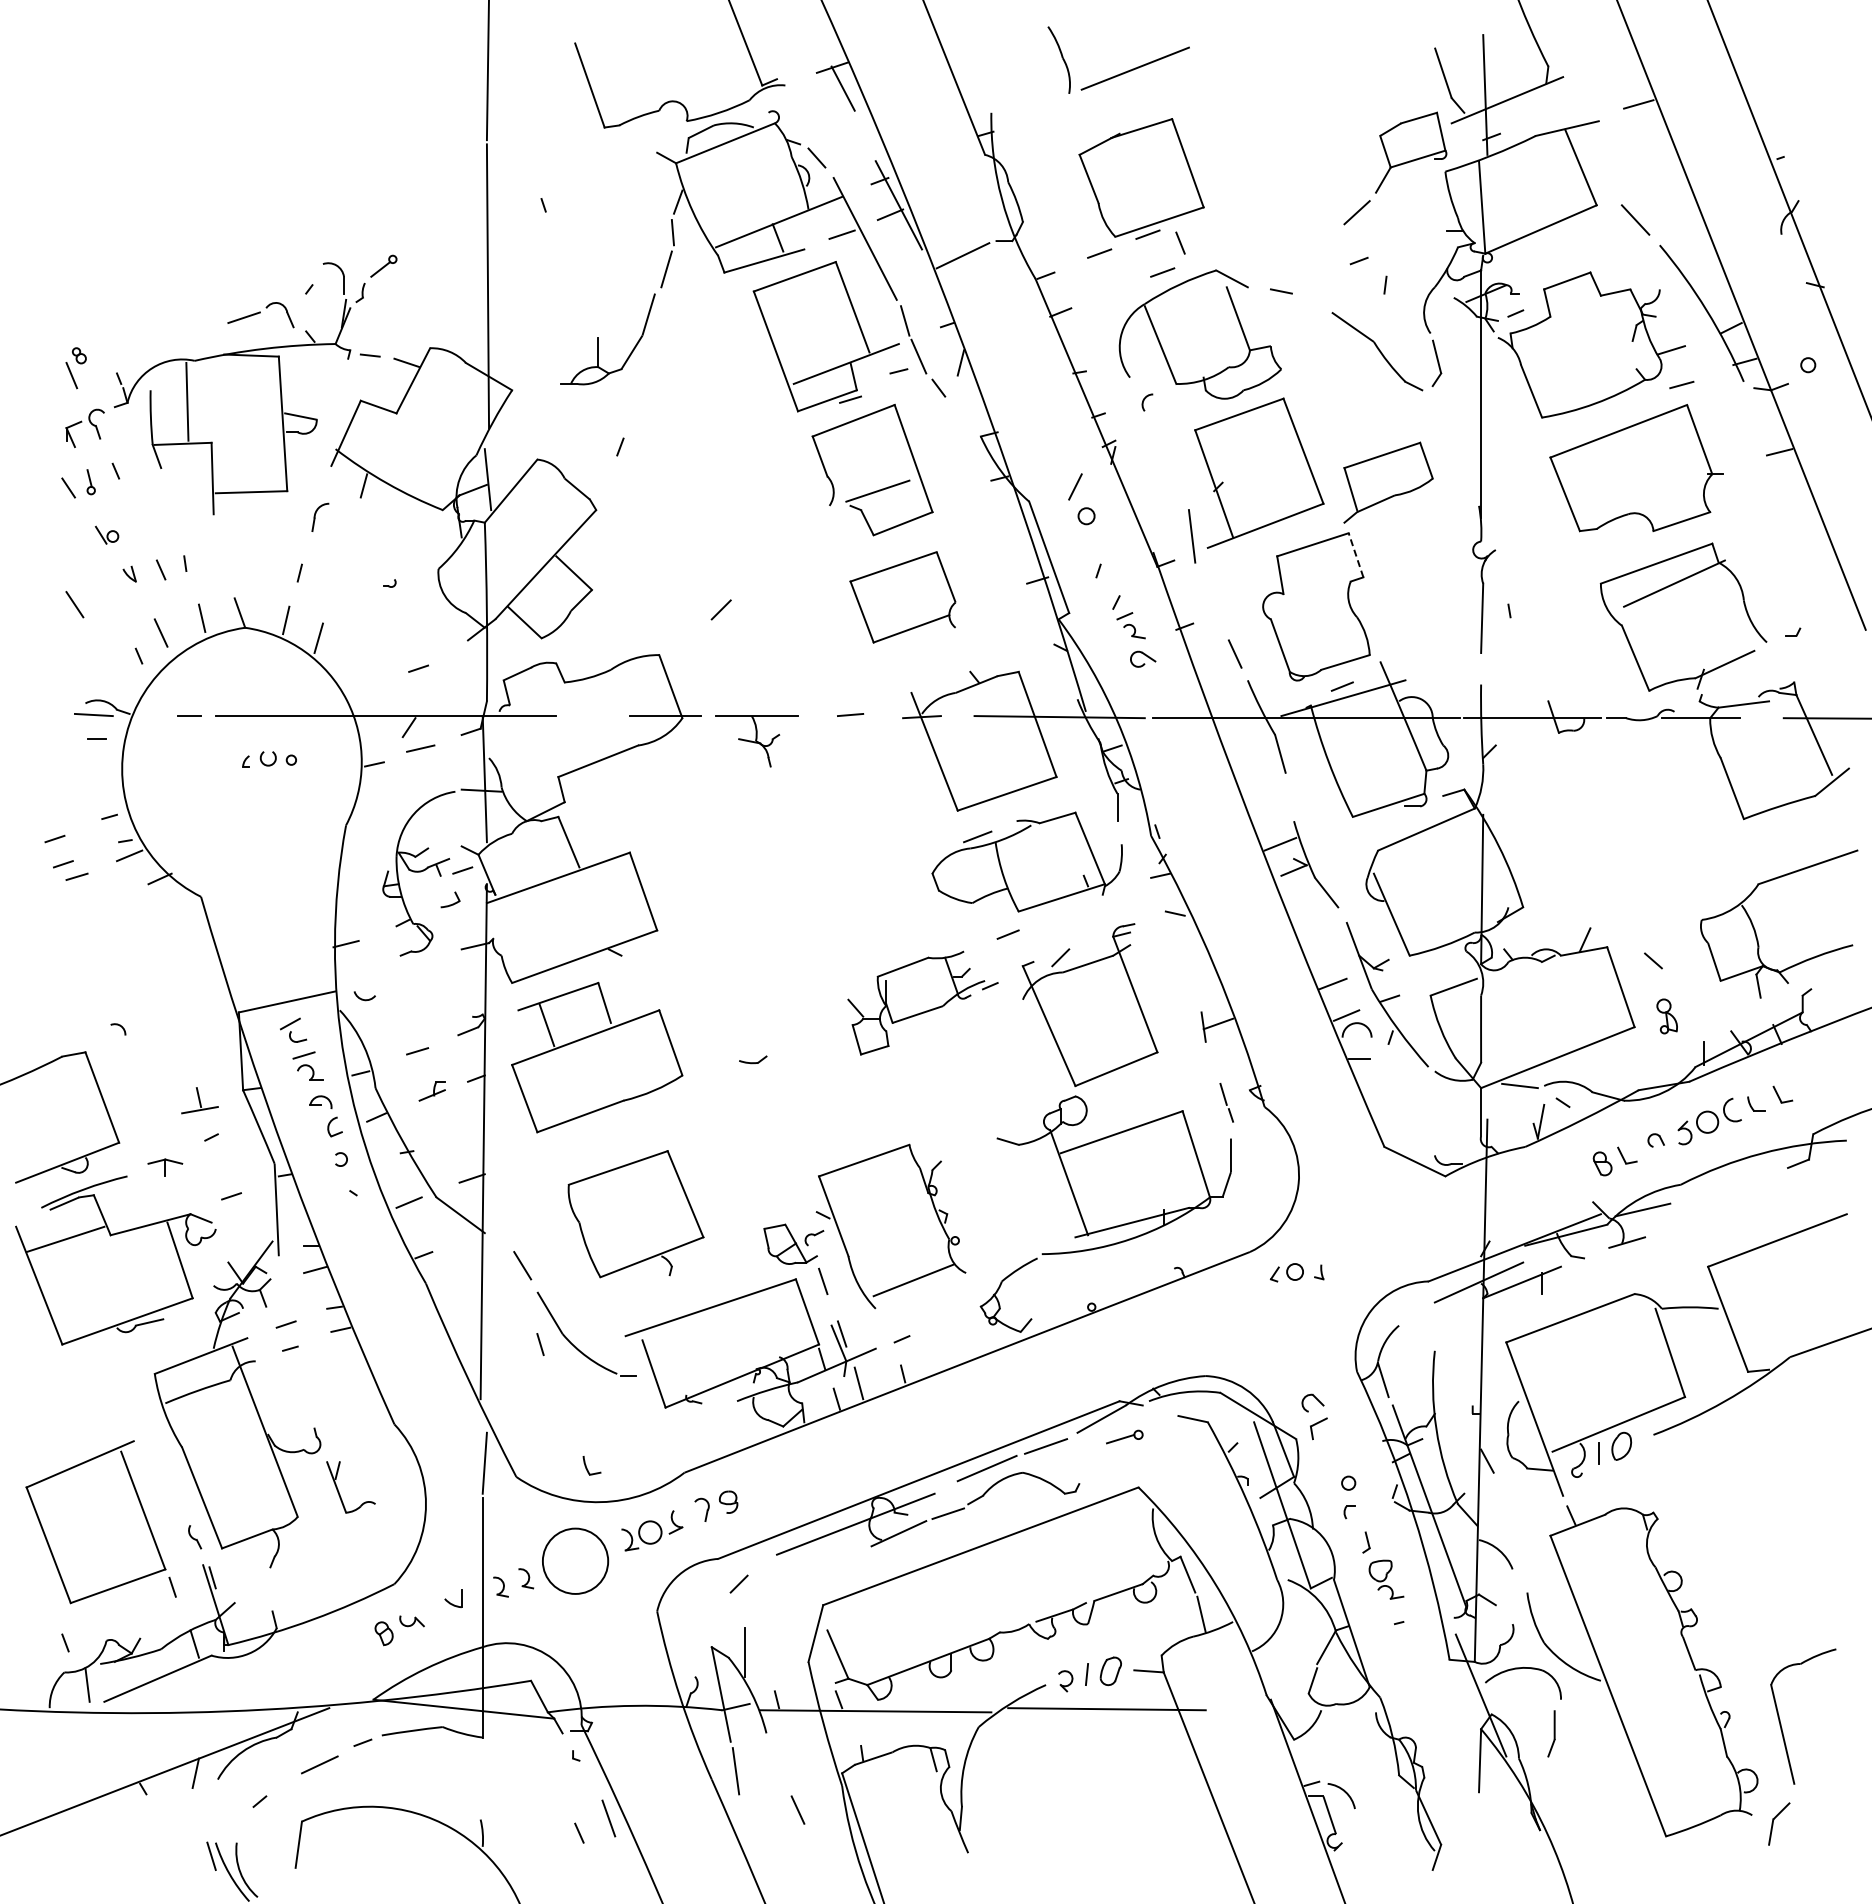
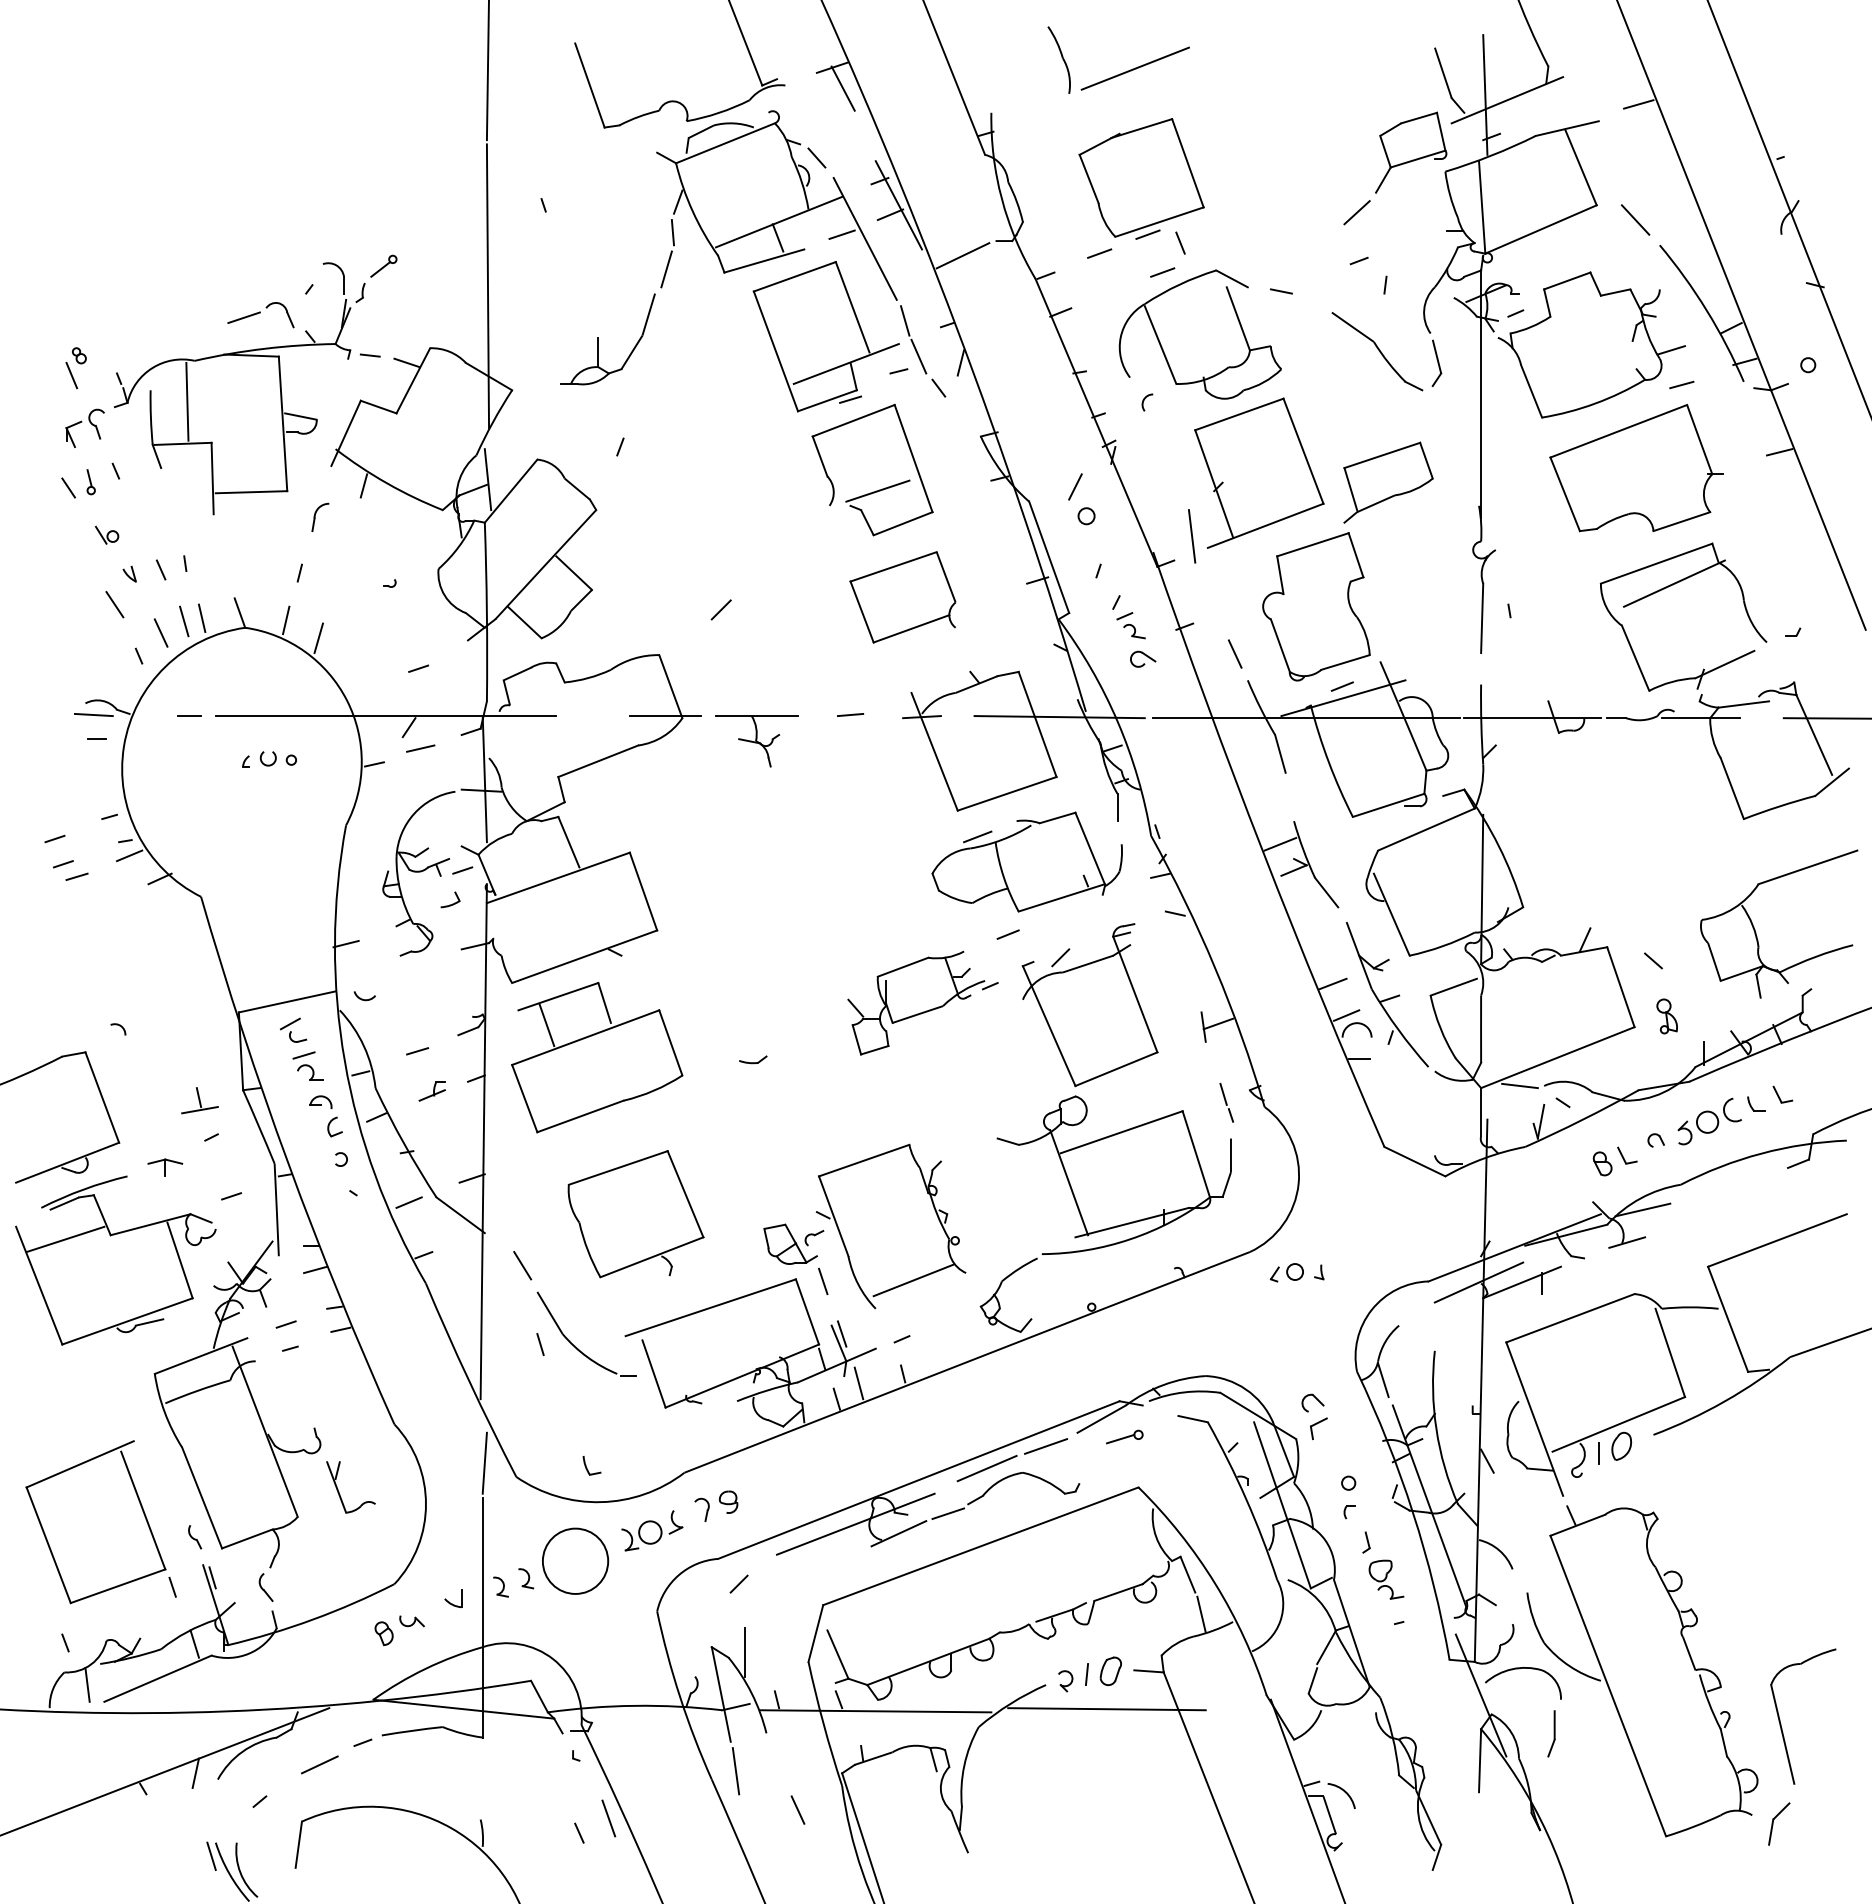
line: dashed -> solid (1355, 554)
line position: (74, 604) -> (114, 604) (114, 604)
line: none -> present (184, 621)
part: none -> present (265, 1587)
